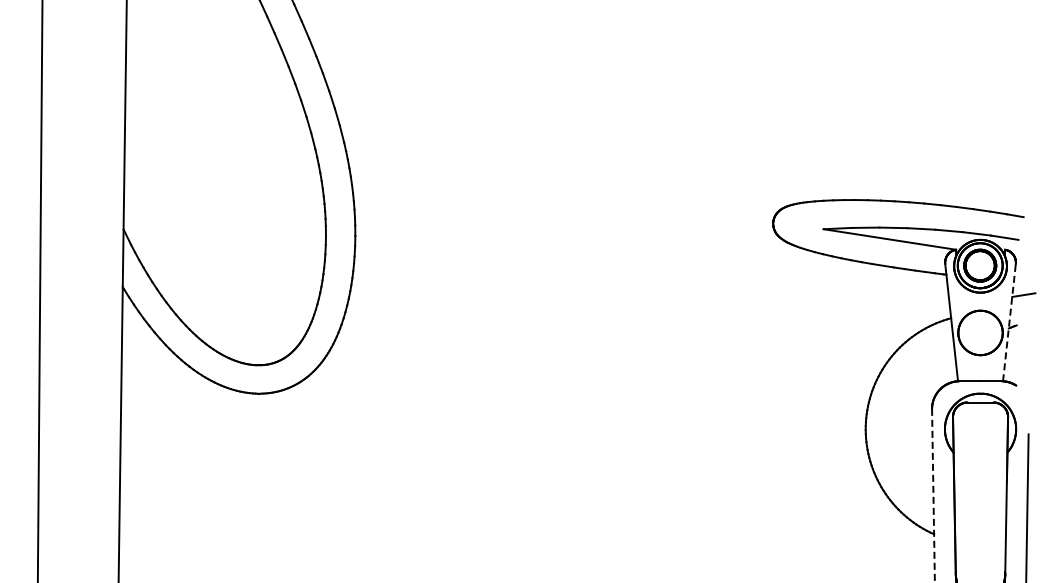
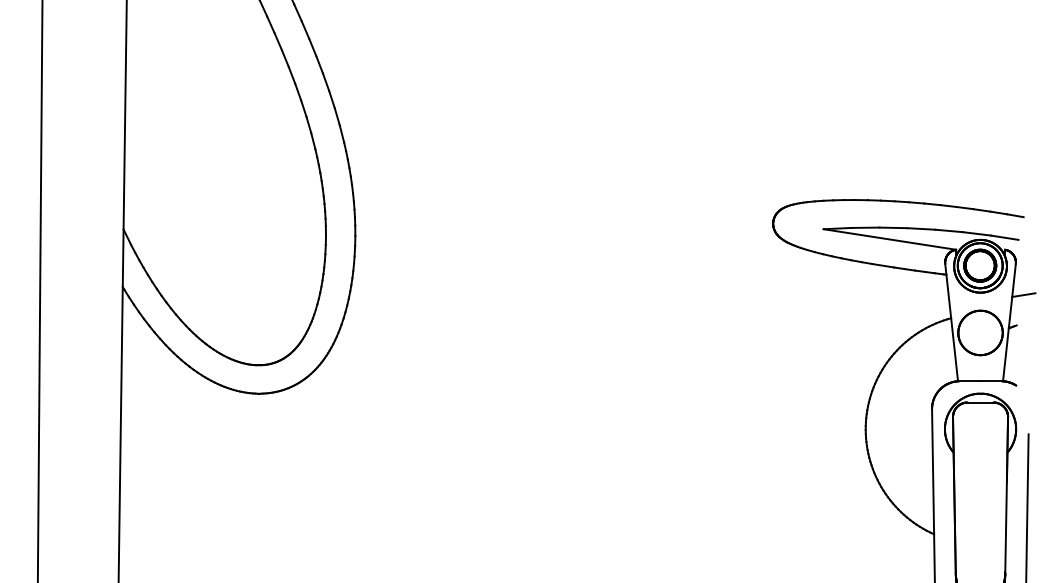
line: dashed -> solid (1009, 322)
line: dashed -> solid (933, 495)
